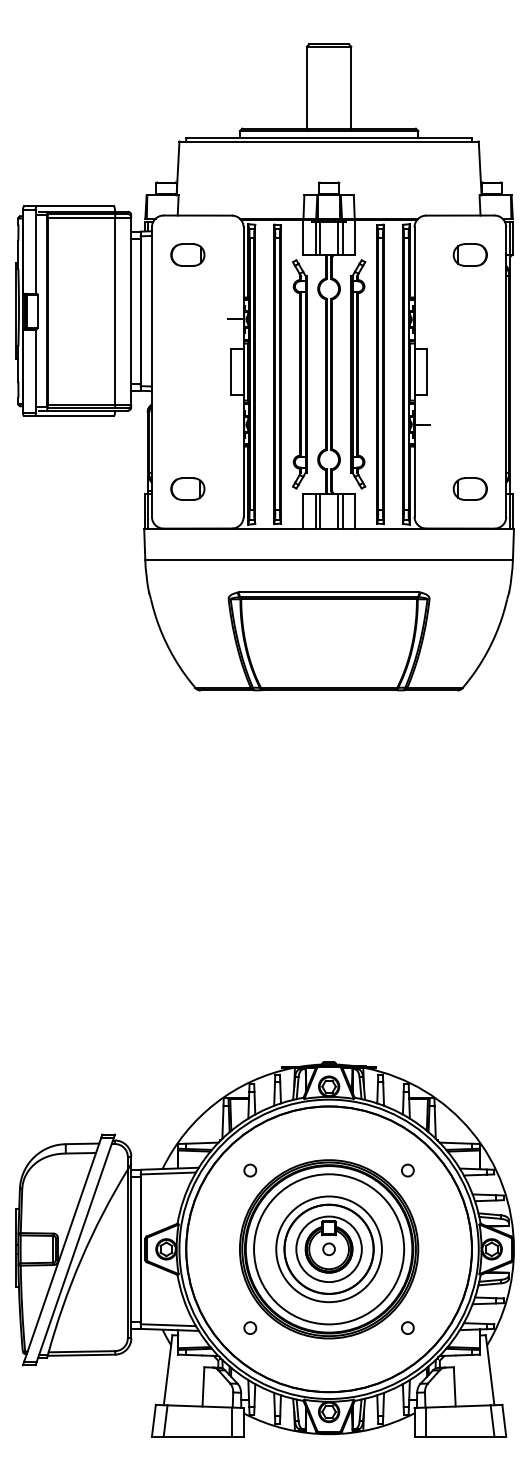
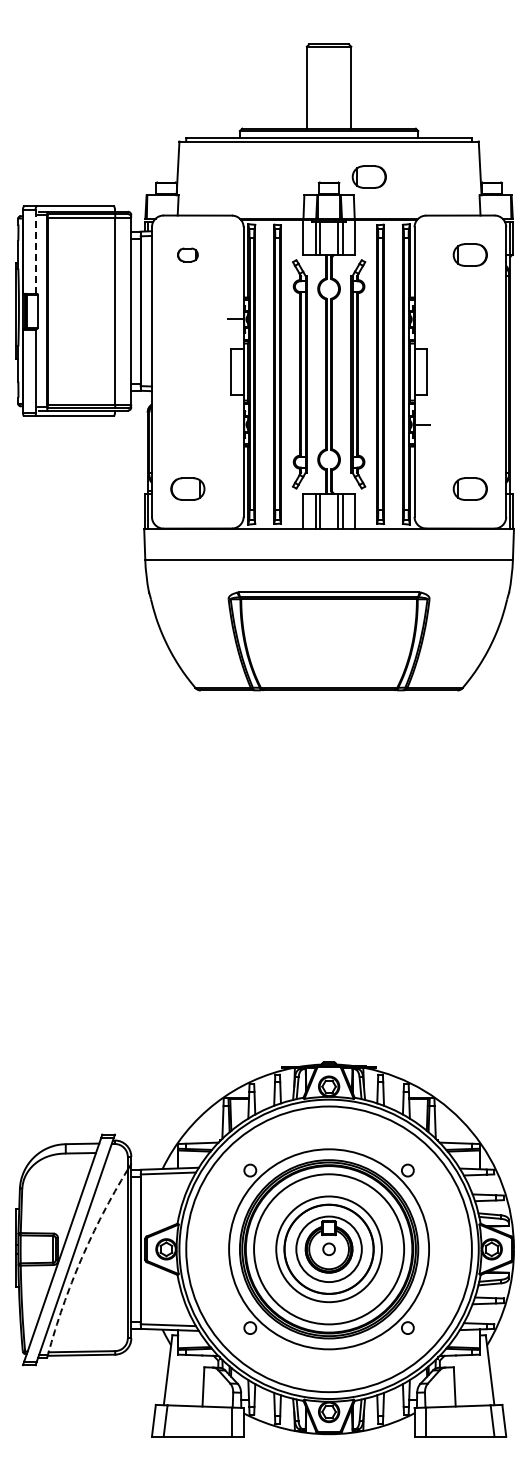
part: none -> present (368, 176)
line: solid -> dashed (35, 251)
part size: 36x24 px -> 22x16 px (187, 254)
circle diameter: 286 px -> 200 px (329, 1249)
arc: solid -> dashed (81, 1259)
